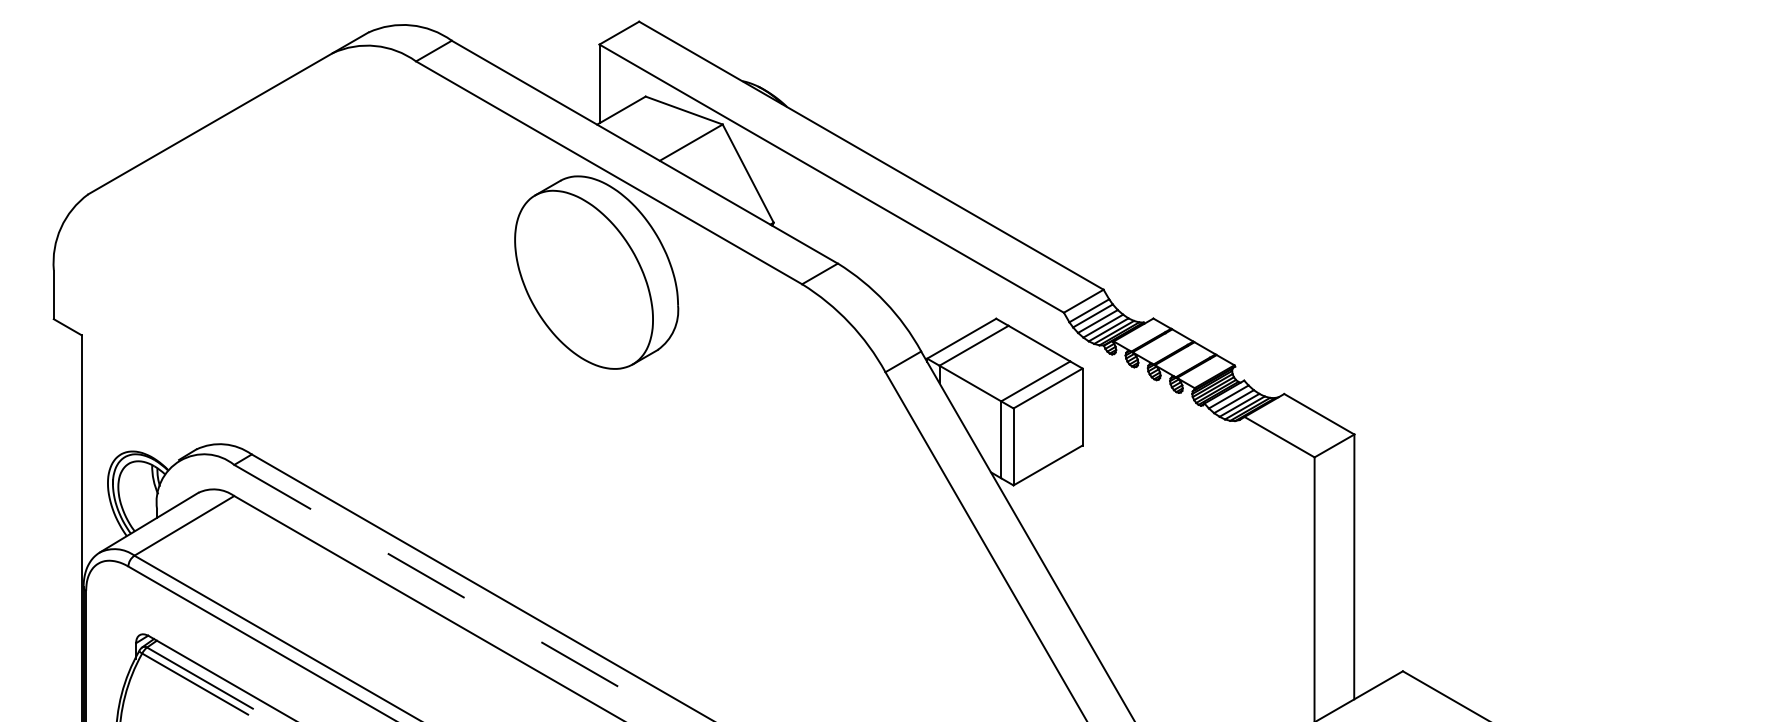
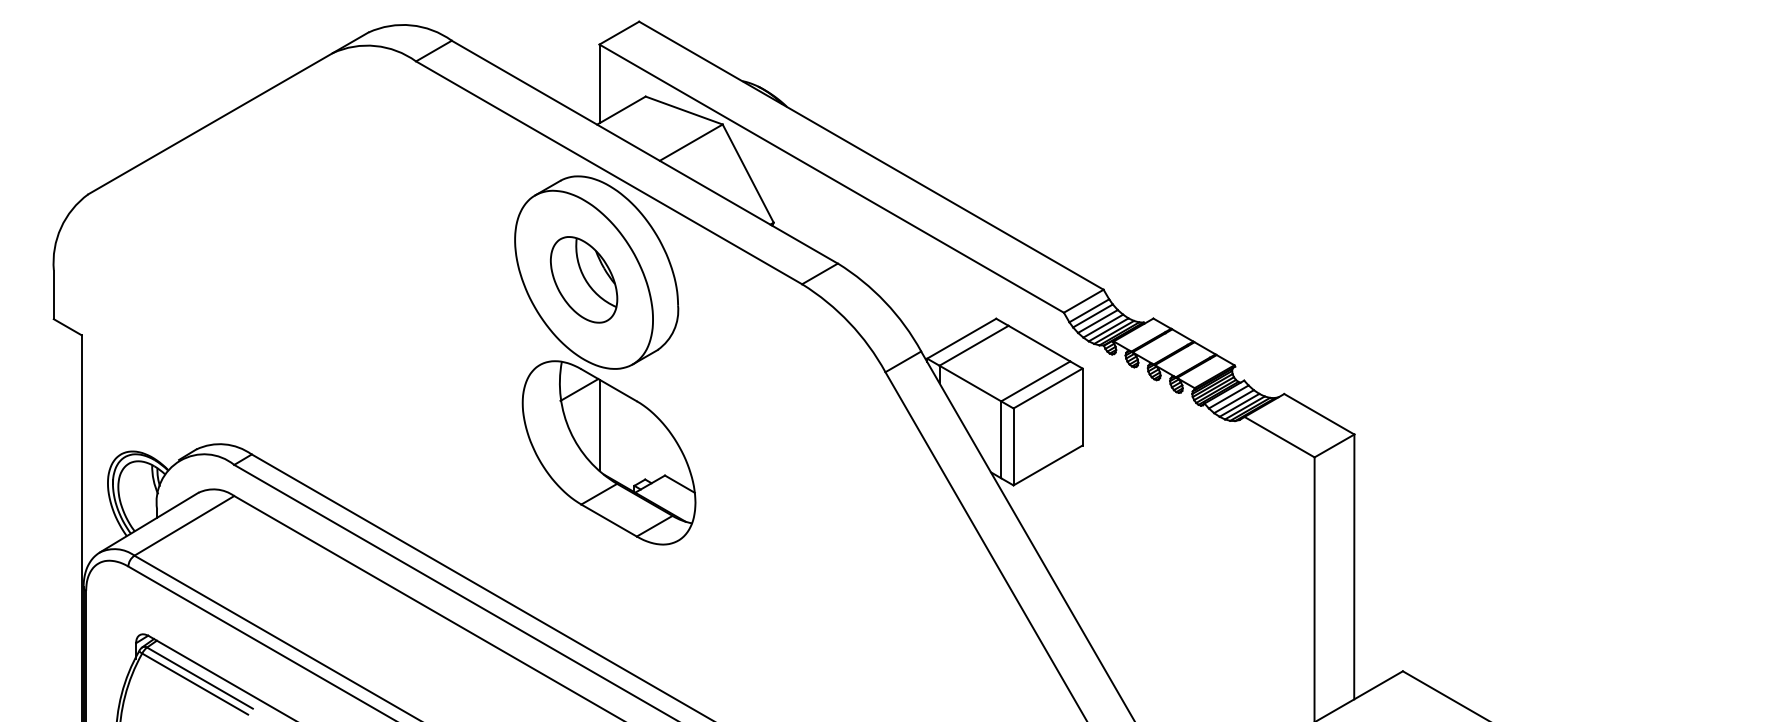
part: none -> present (584, 279)
part: none -> present (608, 452)
line: dashed -> solid (456, 593)
